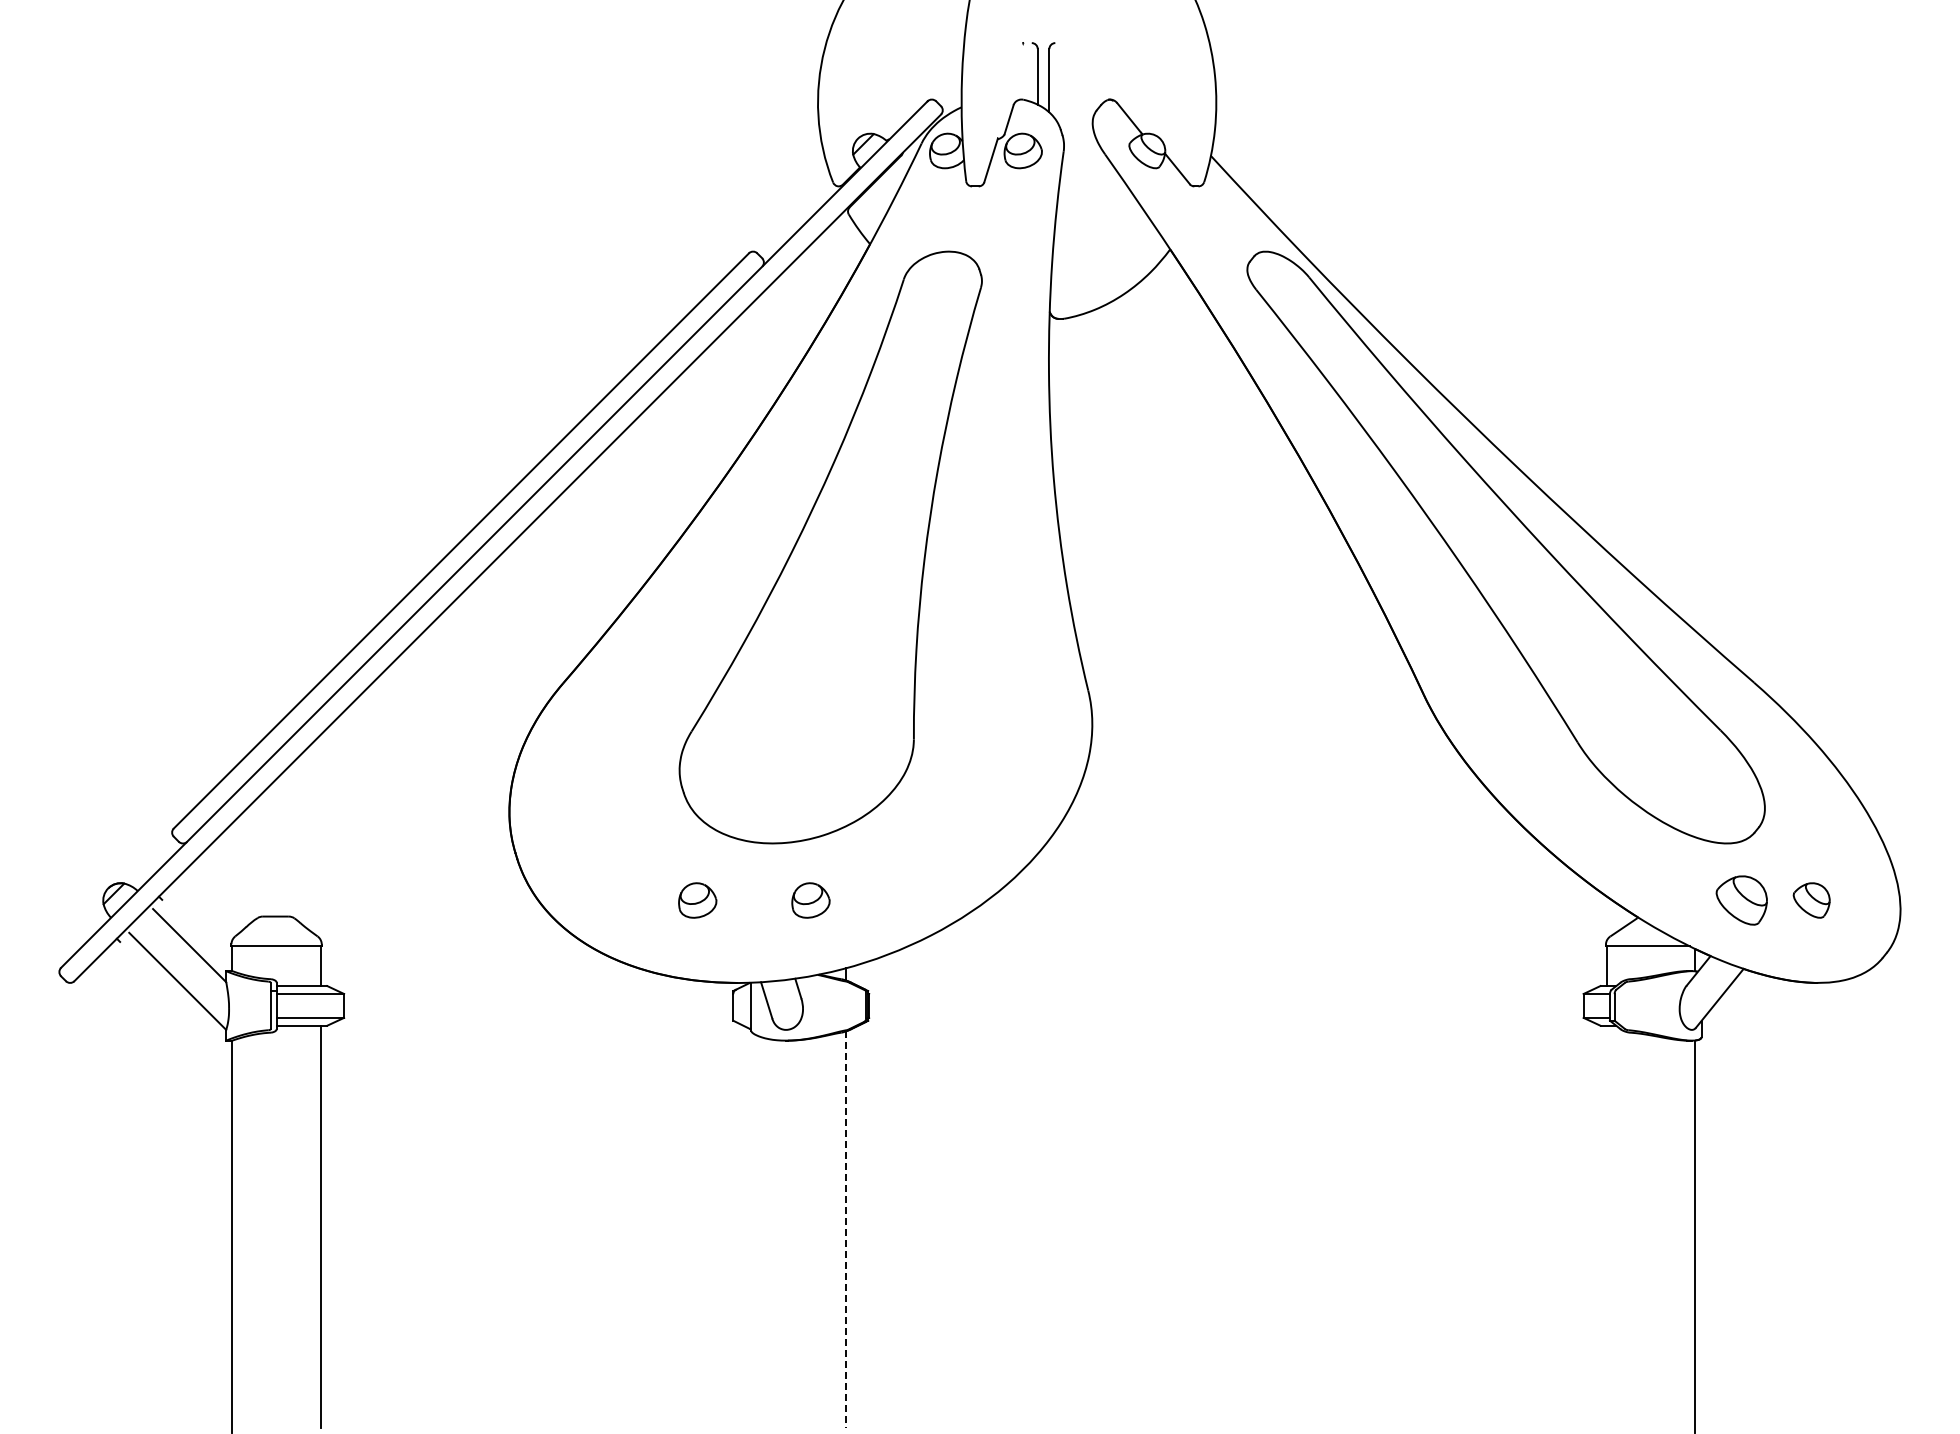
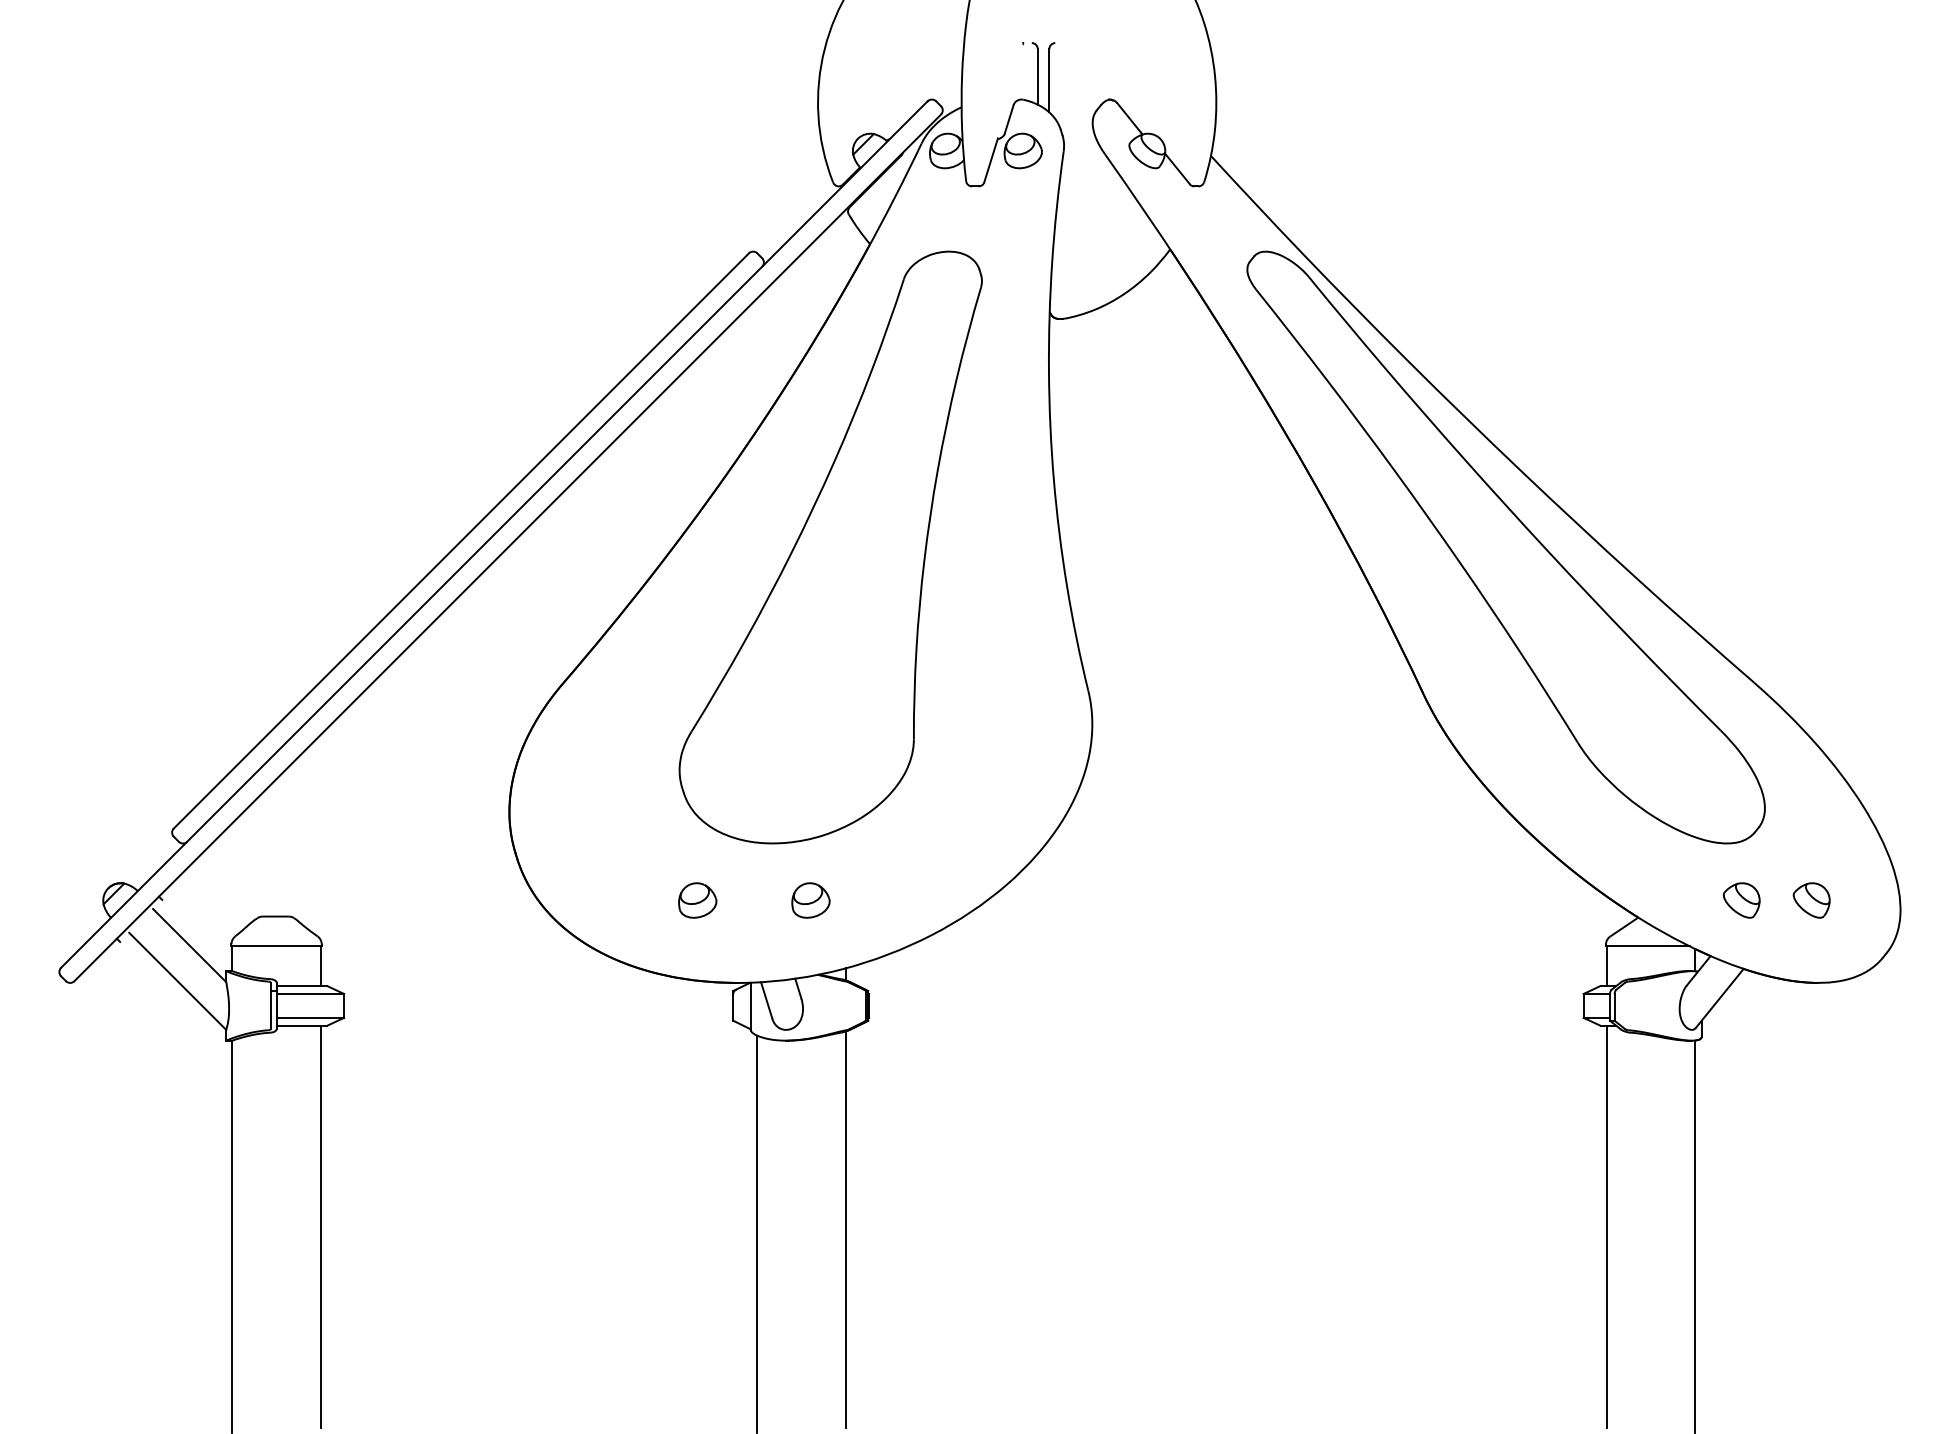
part size: 53x51 px -> 39x37 px (1741, 900)
line: none -> present (1606, 1226)
line: dashed -> solid (845, 1230)
line: none -> present (757, 1232)
